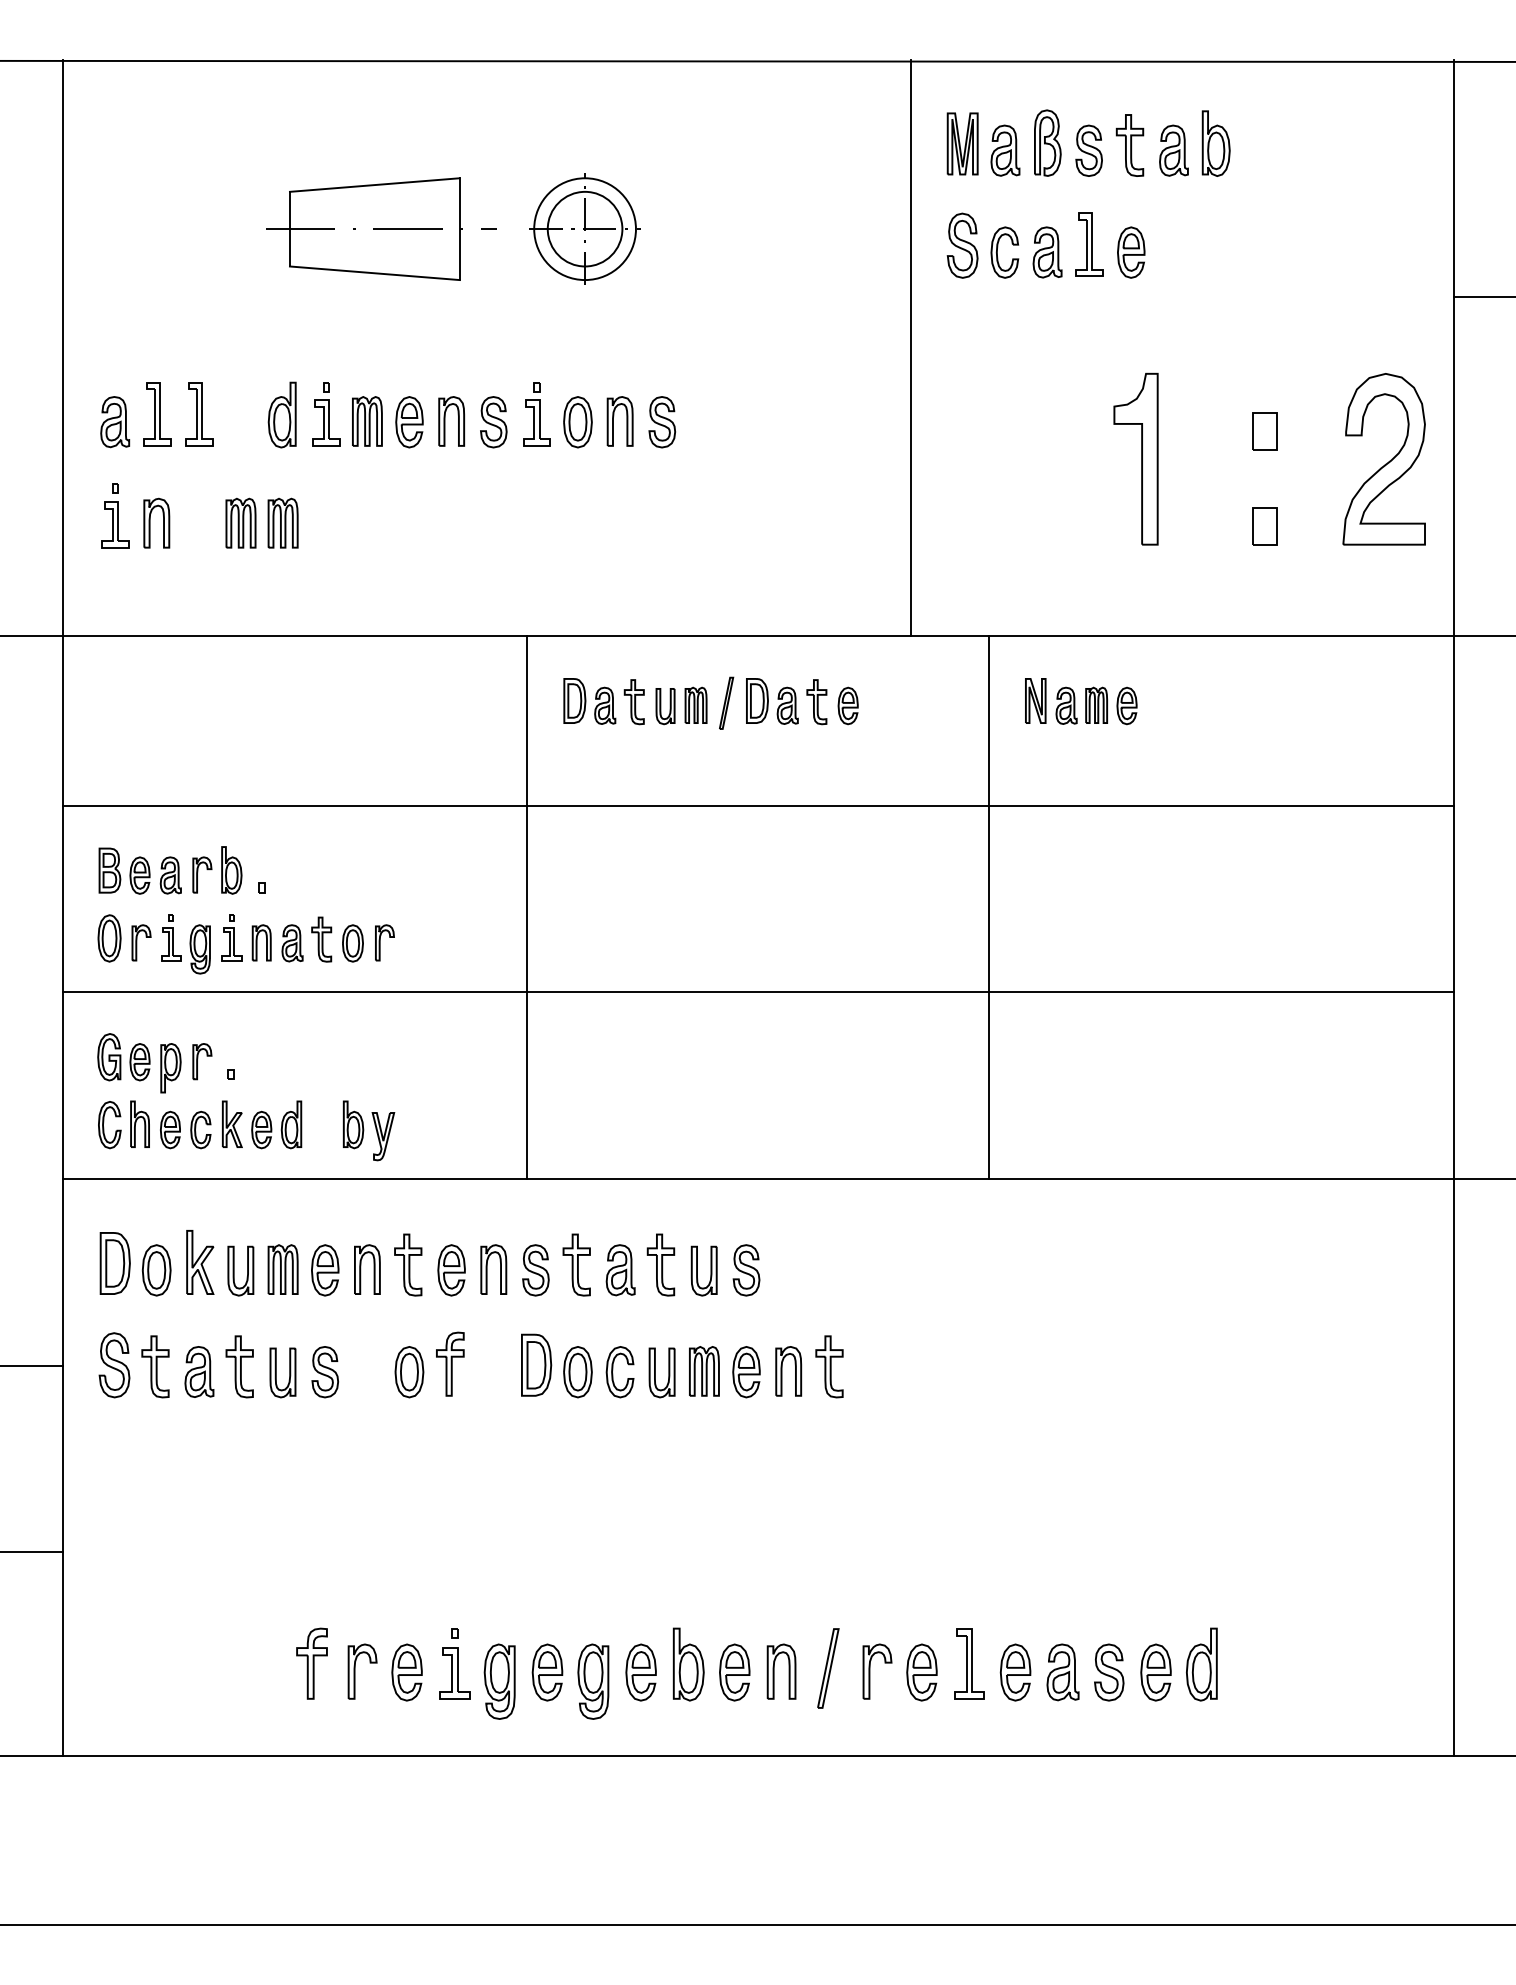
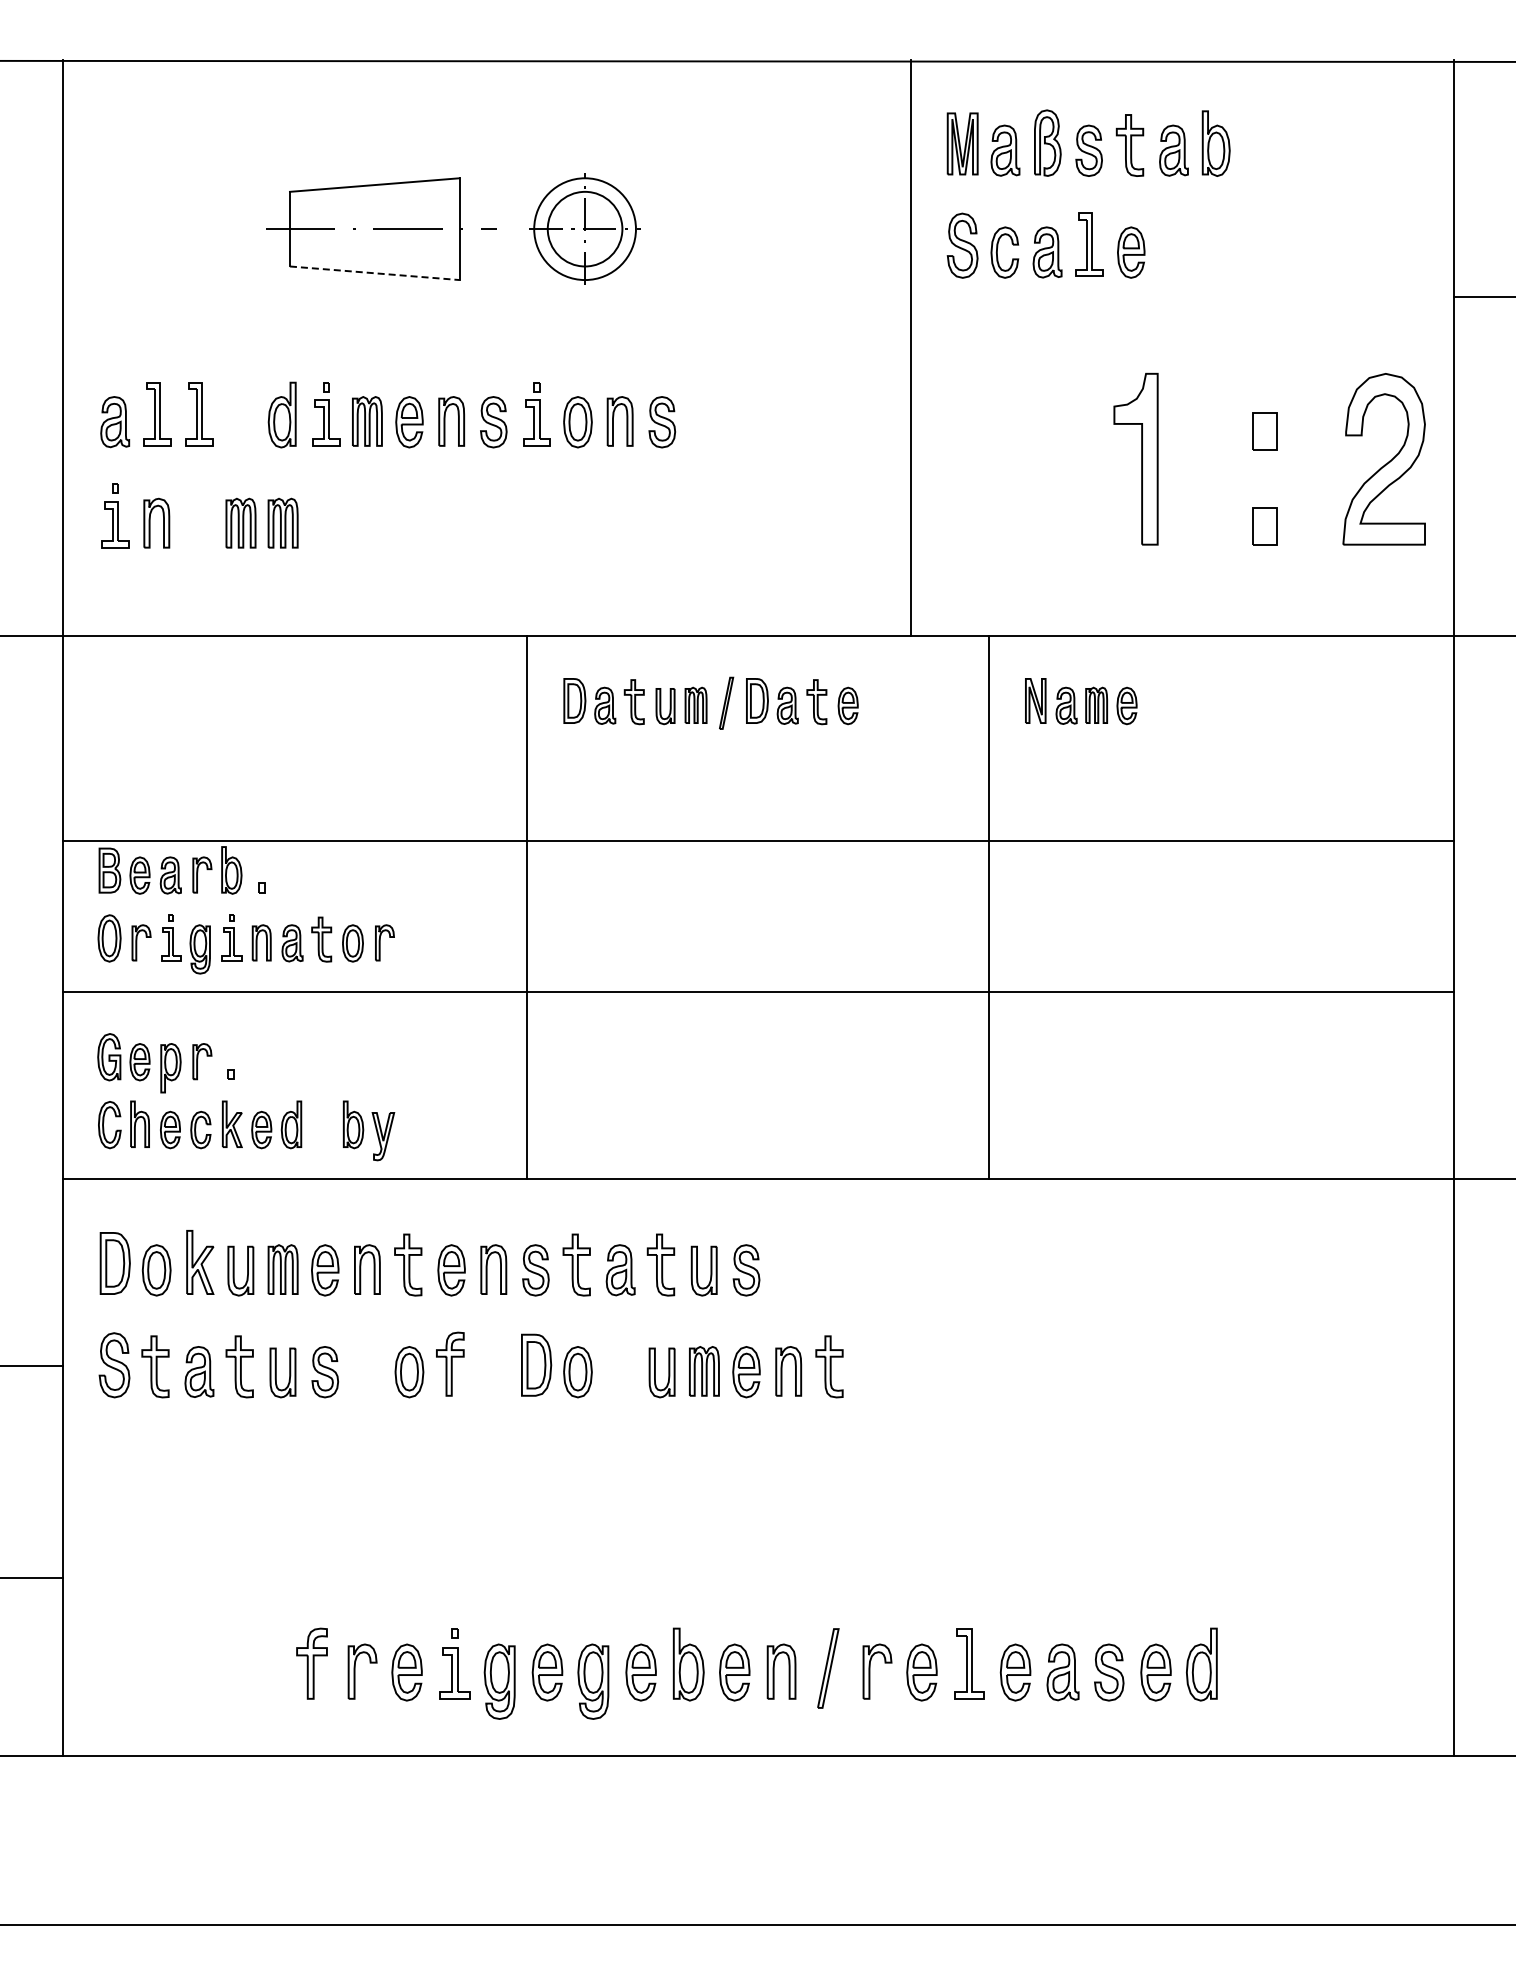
line: solid -> dashed (375, 273)
line position: (757, 805) -> (757, 840) (757, 840)
part: present -> none (613, 1373)
line position: (32, 1552) -> (32, 1578) (32, 1578)
